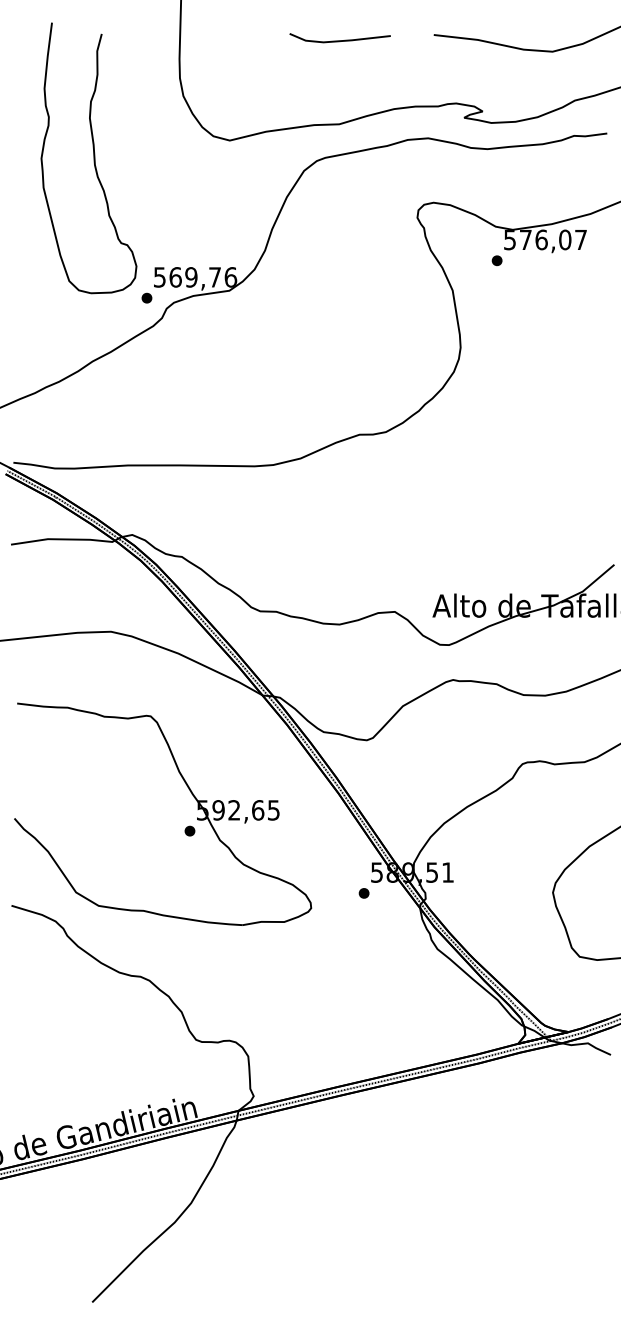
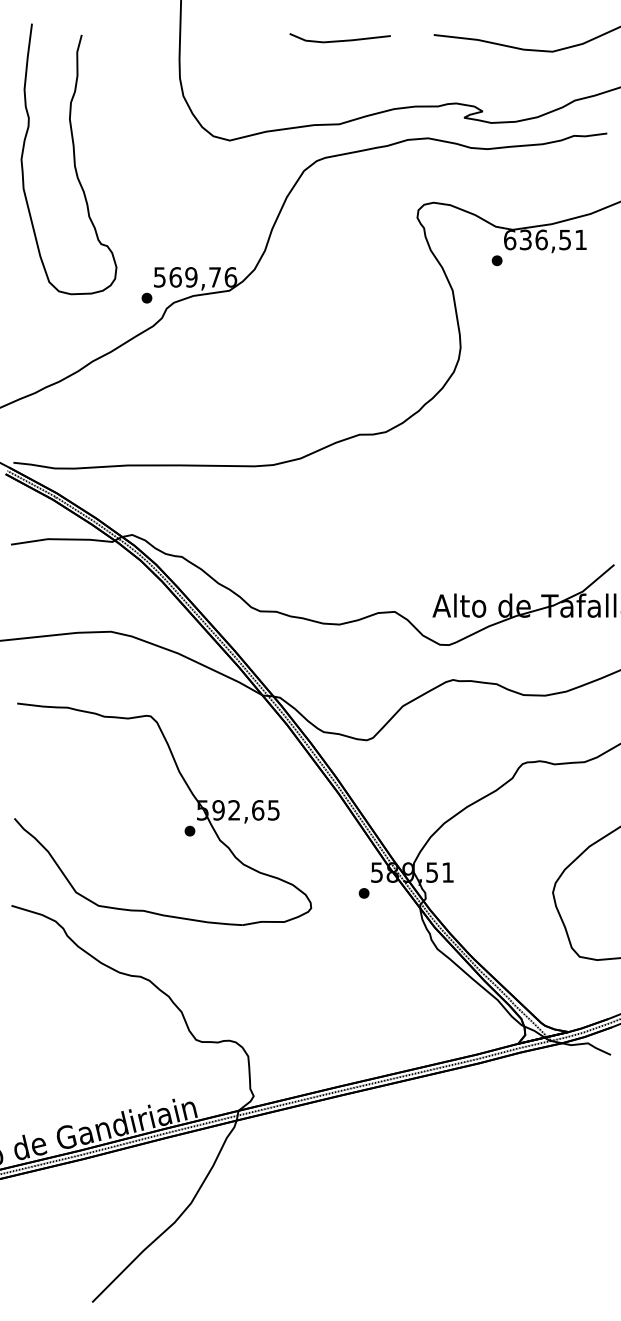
part position: (88, 158) -> (68, 159) (68, 159)
text: 576,07 -> 636,51 (545, 239)
